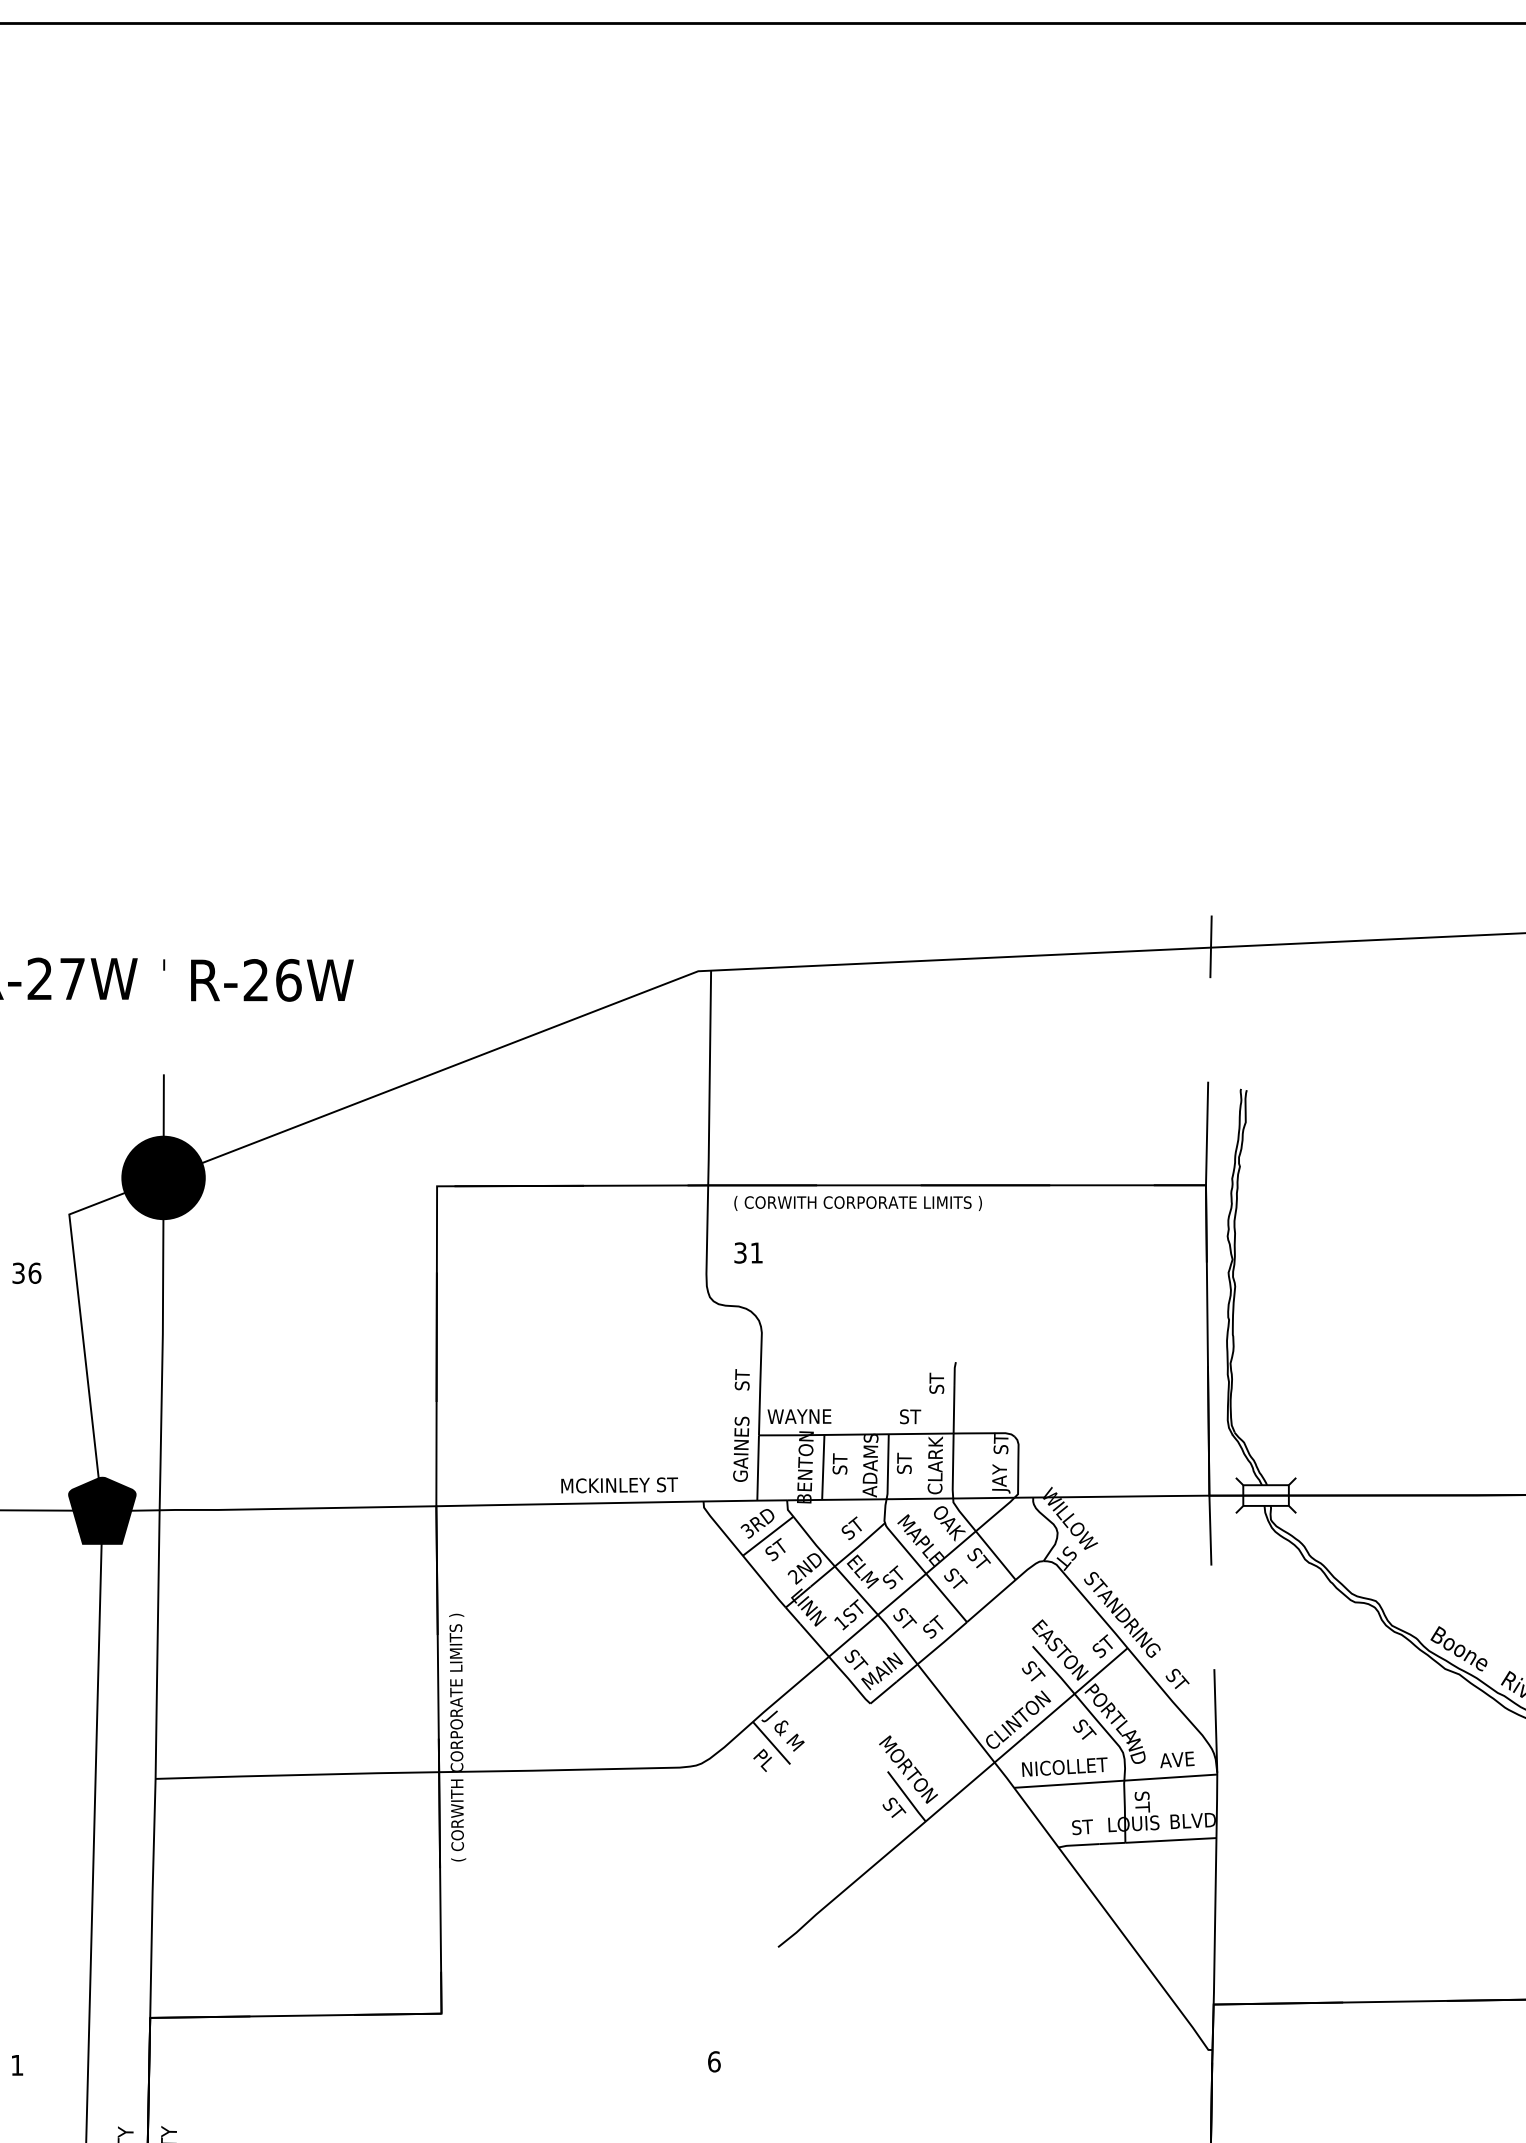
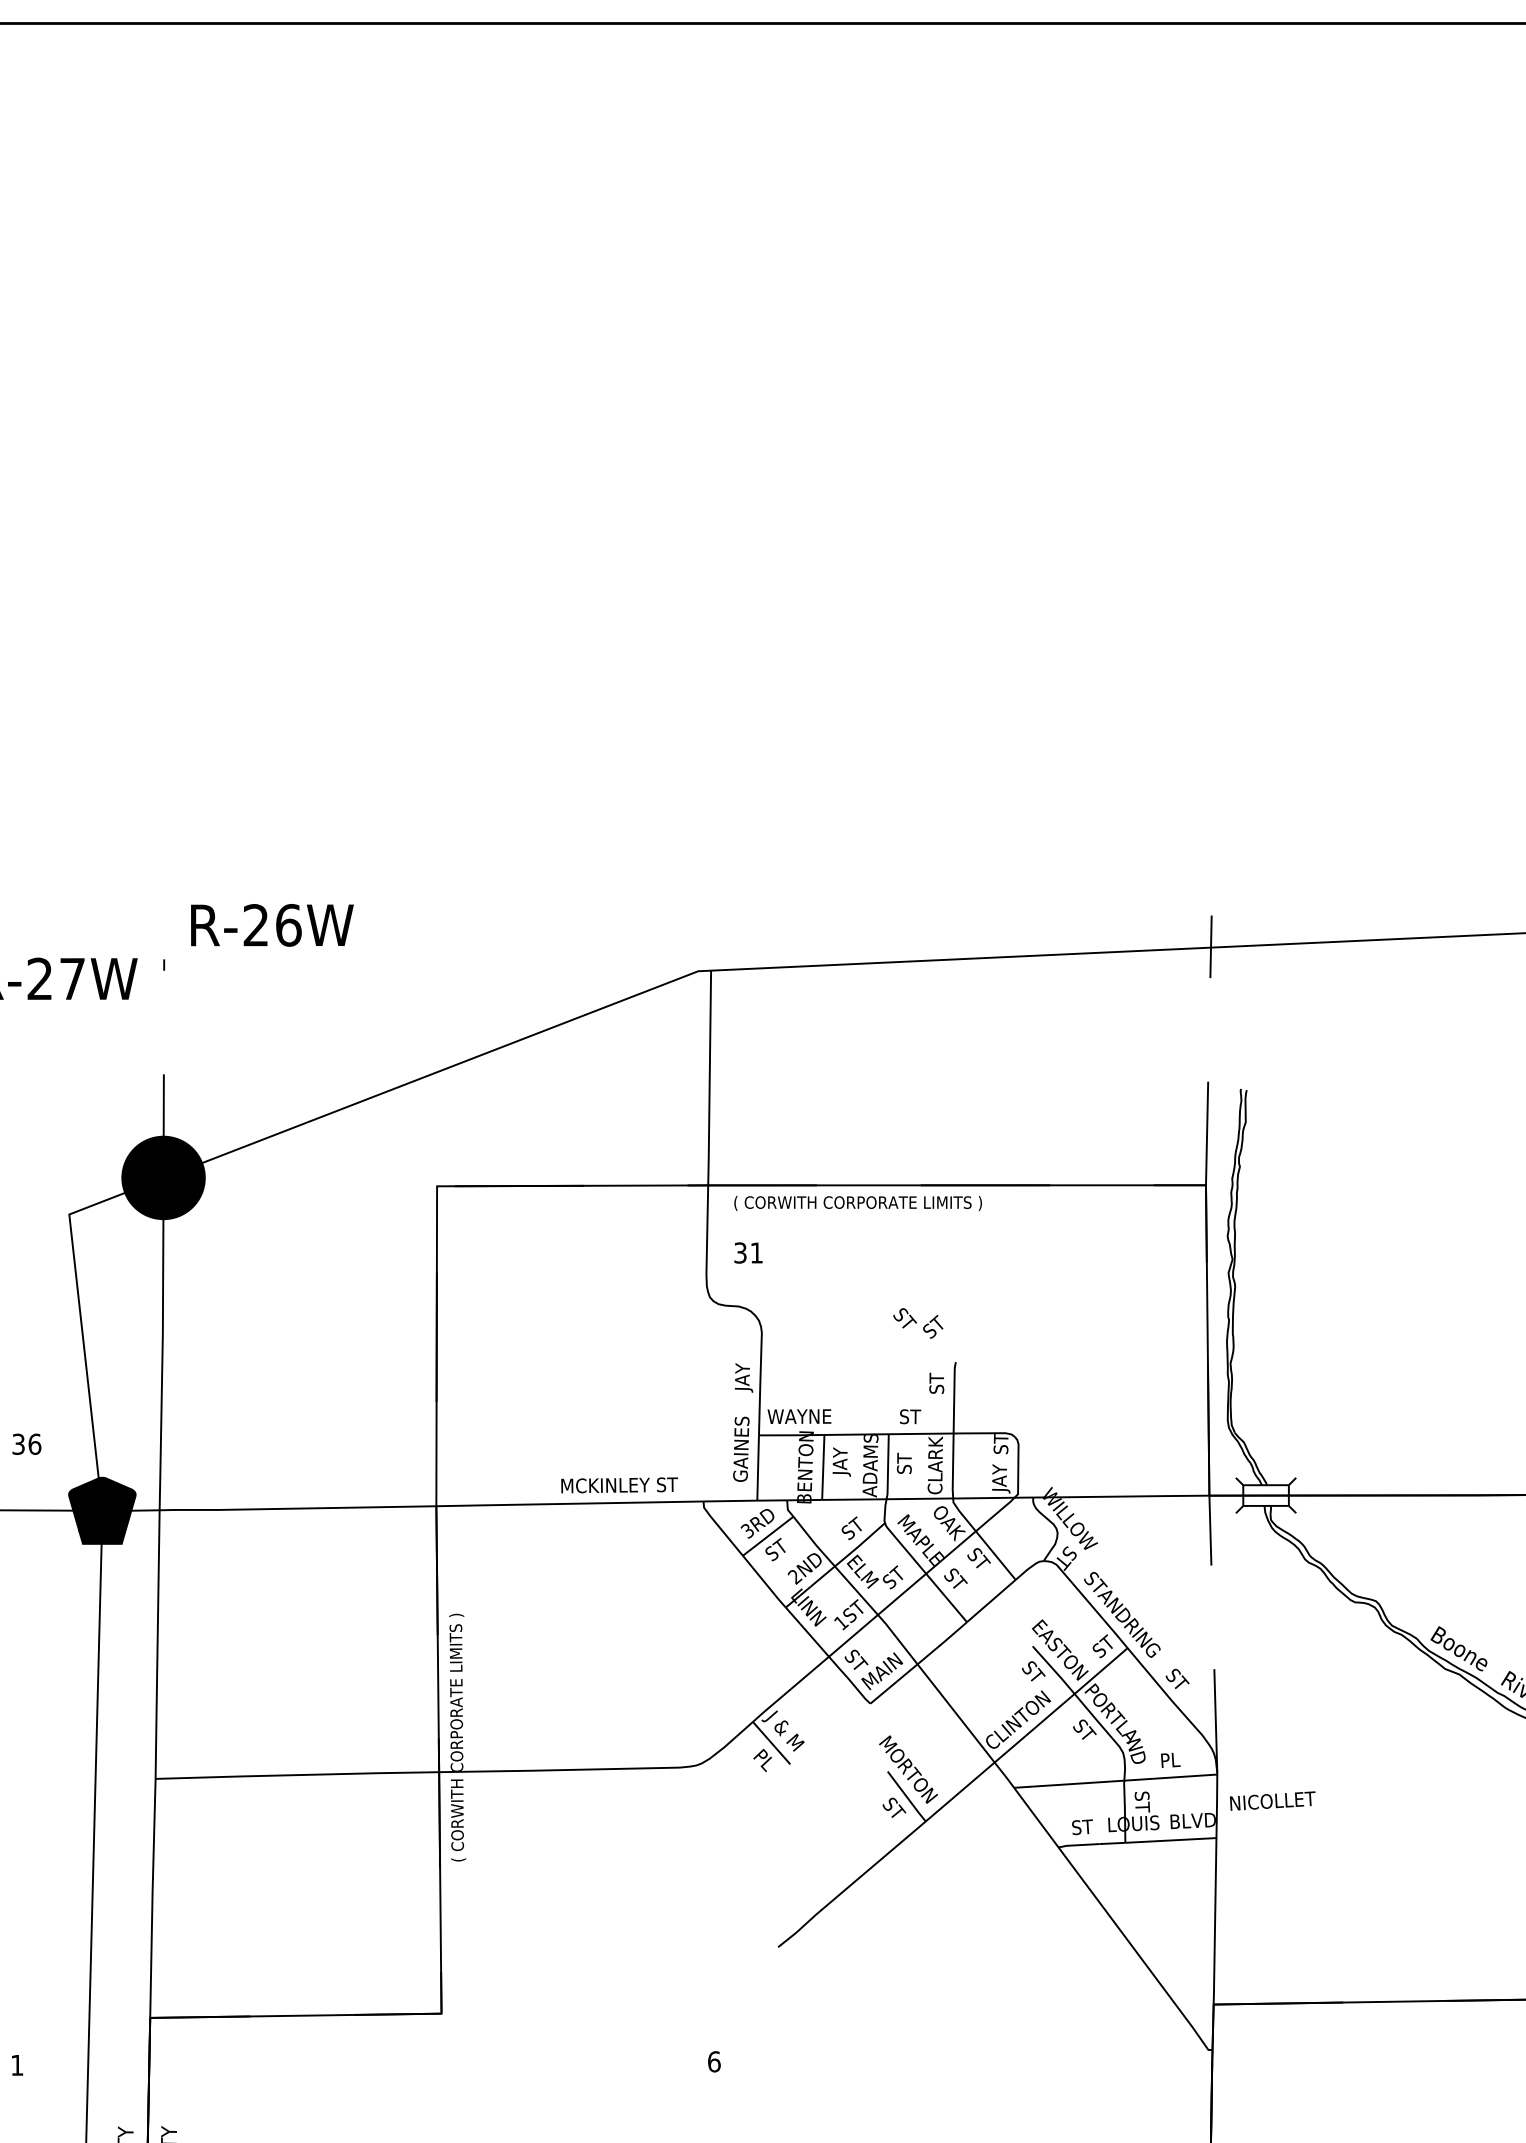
text position: (272, 980) -> (272, 925) (272, 925)
text position: (26, 1272) -> (26, 1443) (26, 1443)
text: ST -> JAY (743, 1377)
text: ST -> JAY (841, 1461)
text position: (918, 1623) -> (918, 1323) (918, 1323)
text: AVE -> PL (1177, 1759)
text position: (1064, 1766) -> (1272, 1800) (1272, 1800)
